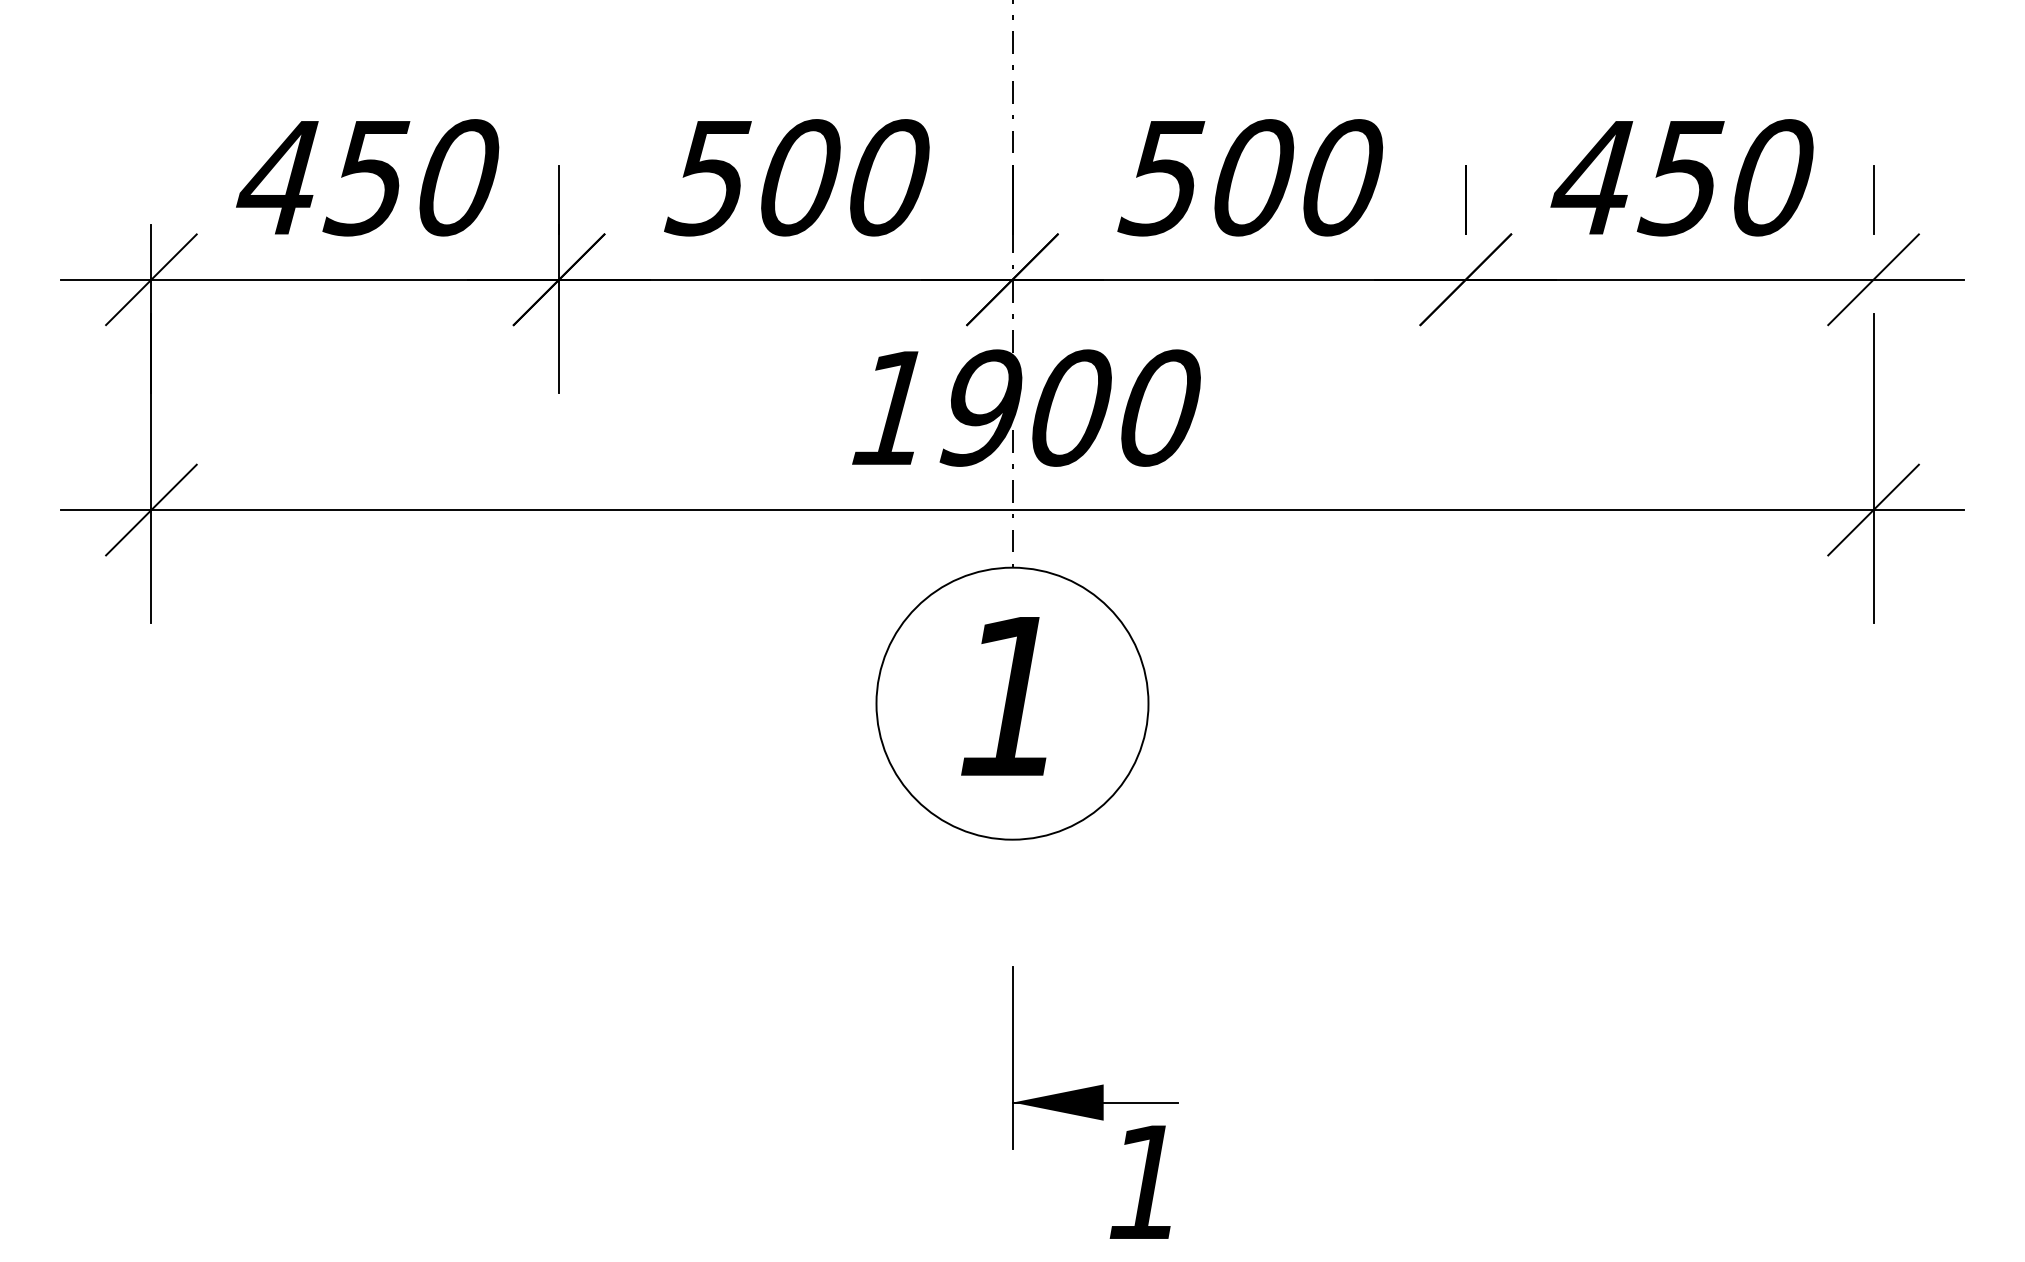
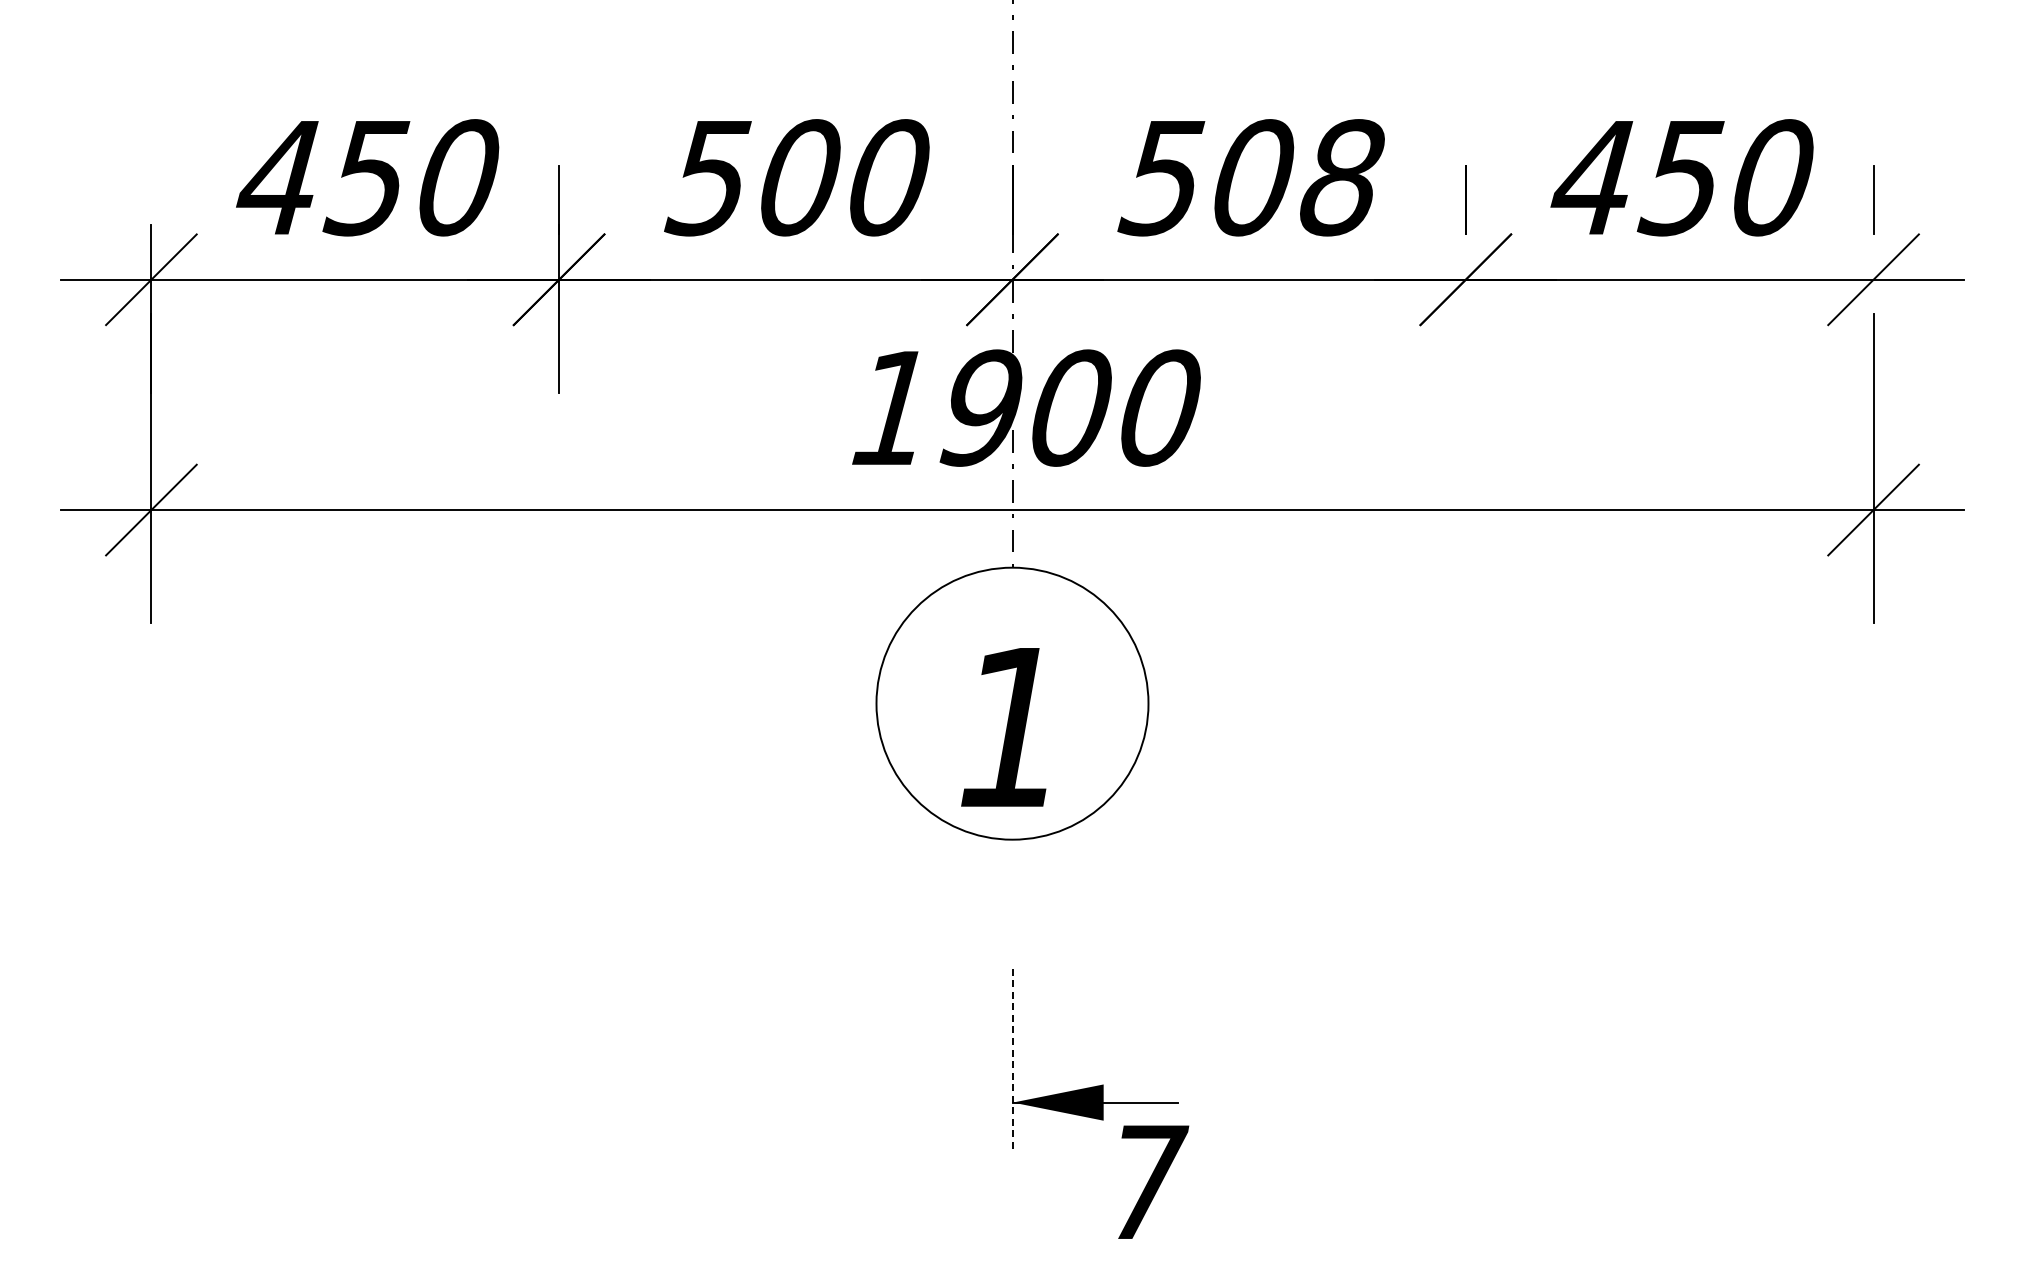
text: 500 -> 508 (1342, 177)
text position: (1003, 696) -> (1003, 727) (1003, 727)
line: solid -> dashed (1012, 1058)
text: 1 -> 7 (1149, 1181)
